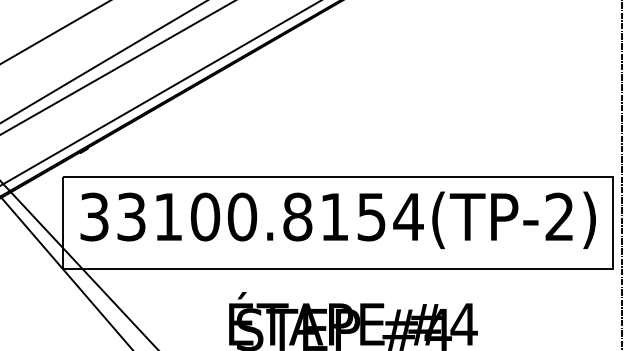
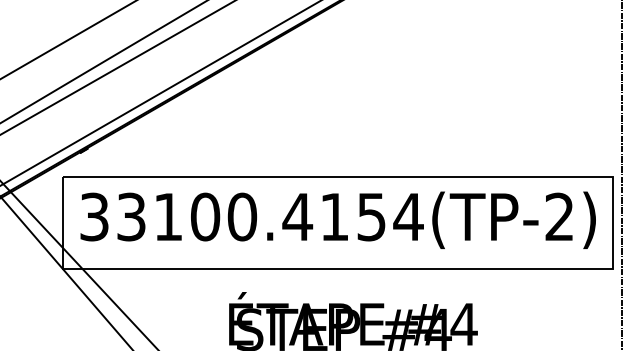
line position: (54, 32) -> (67, 40) (67, 40)
text: 33100.8154(TP-2) -> 33100.4154(TP-2) (297, 216)
